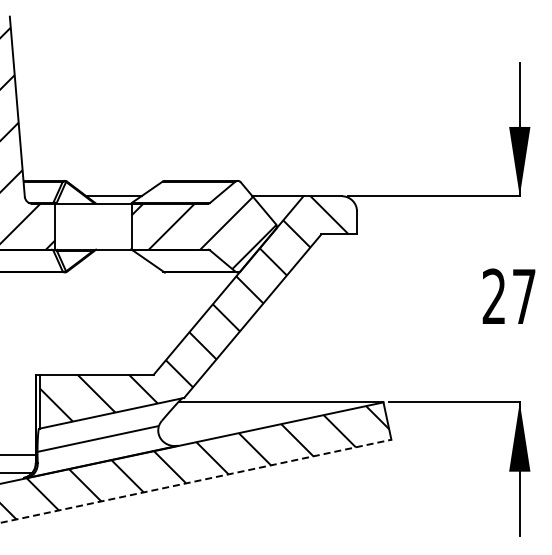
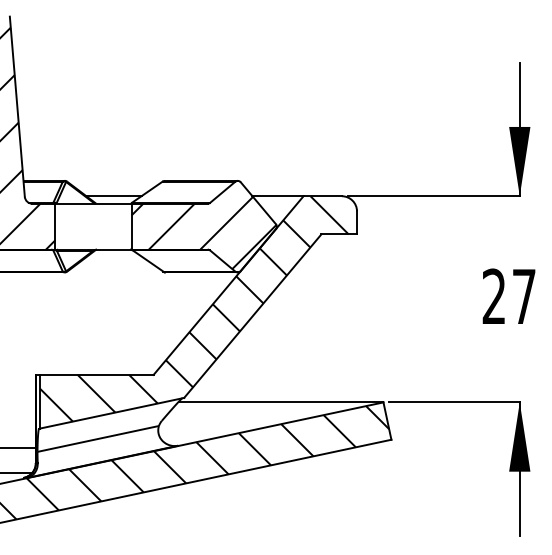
line position: (18, 454) -> (18, 447) (18, 447)
line: dashed -> solid (196, 481)
